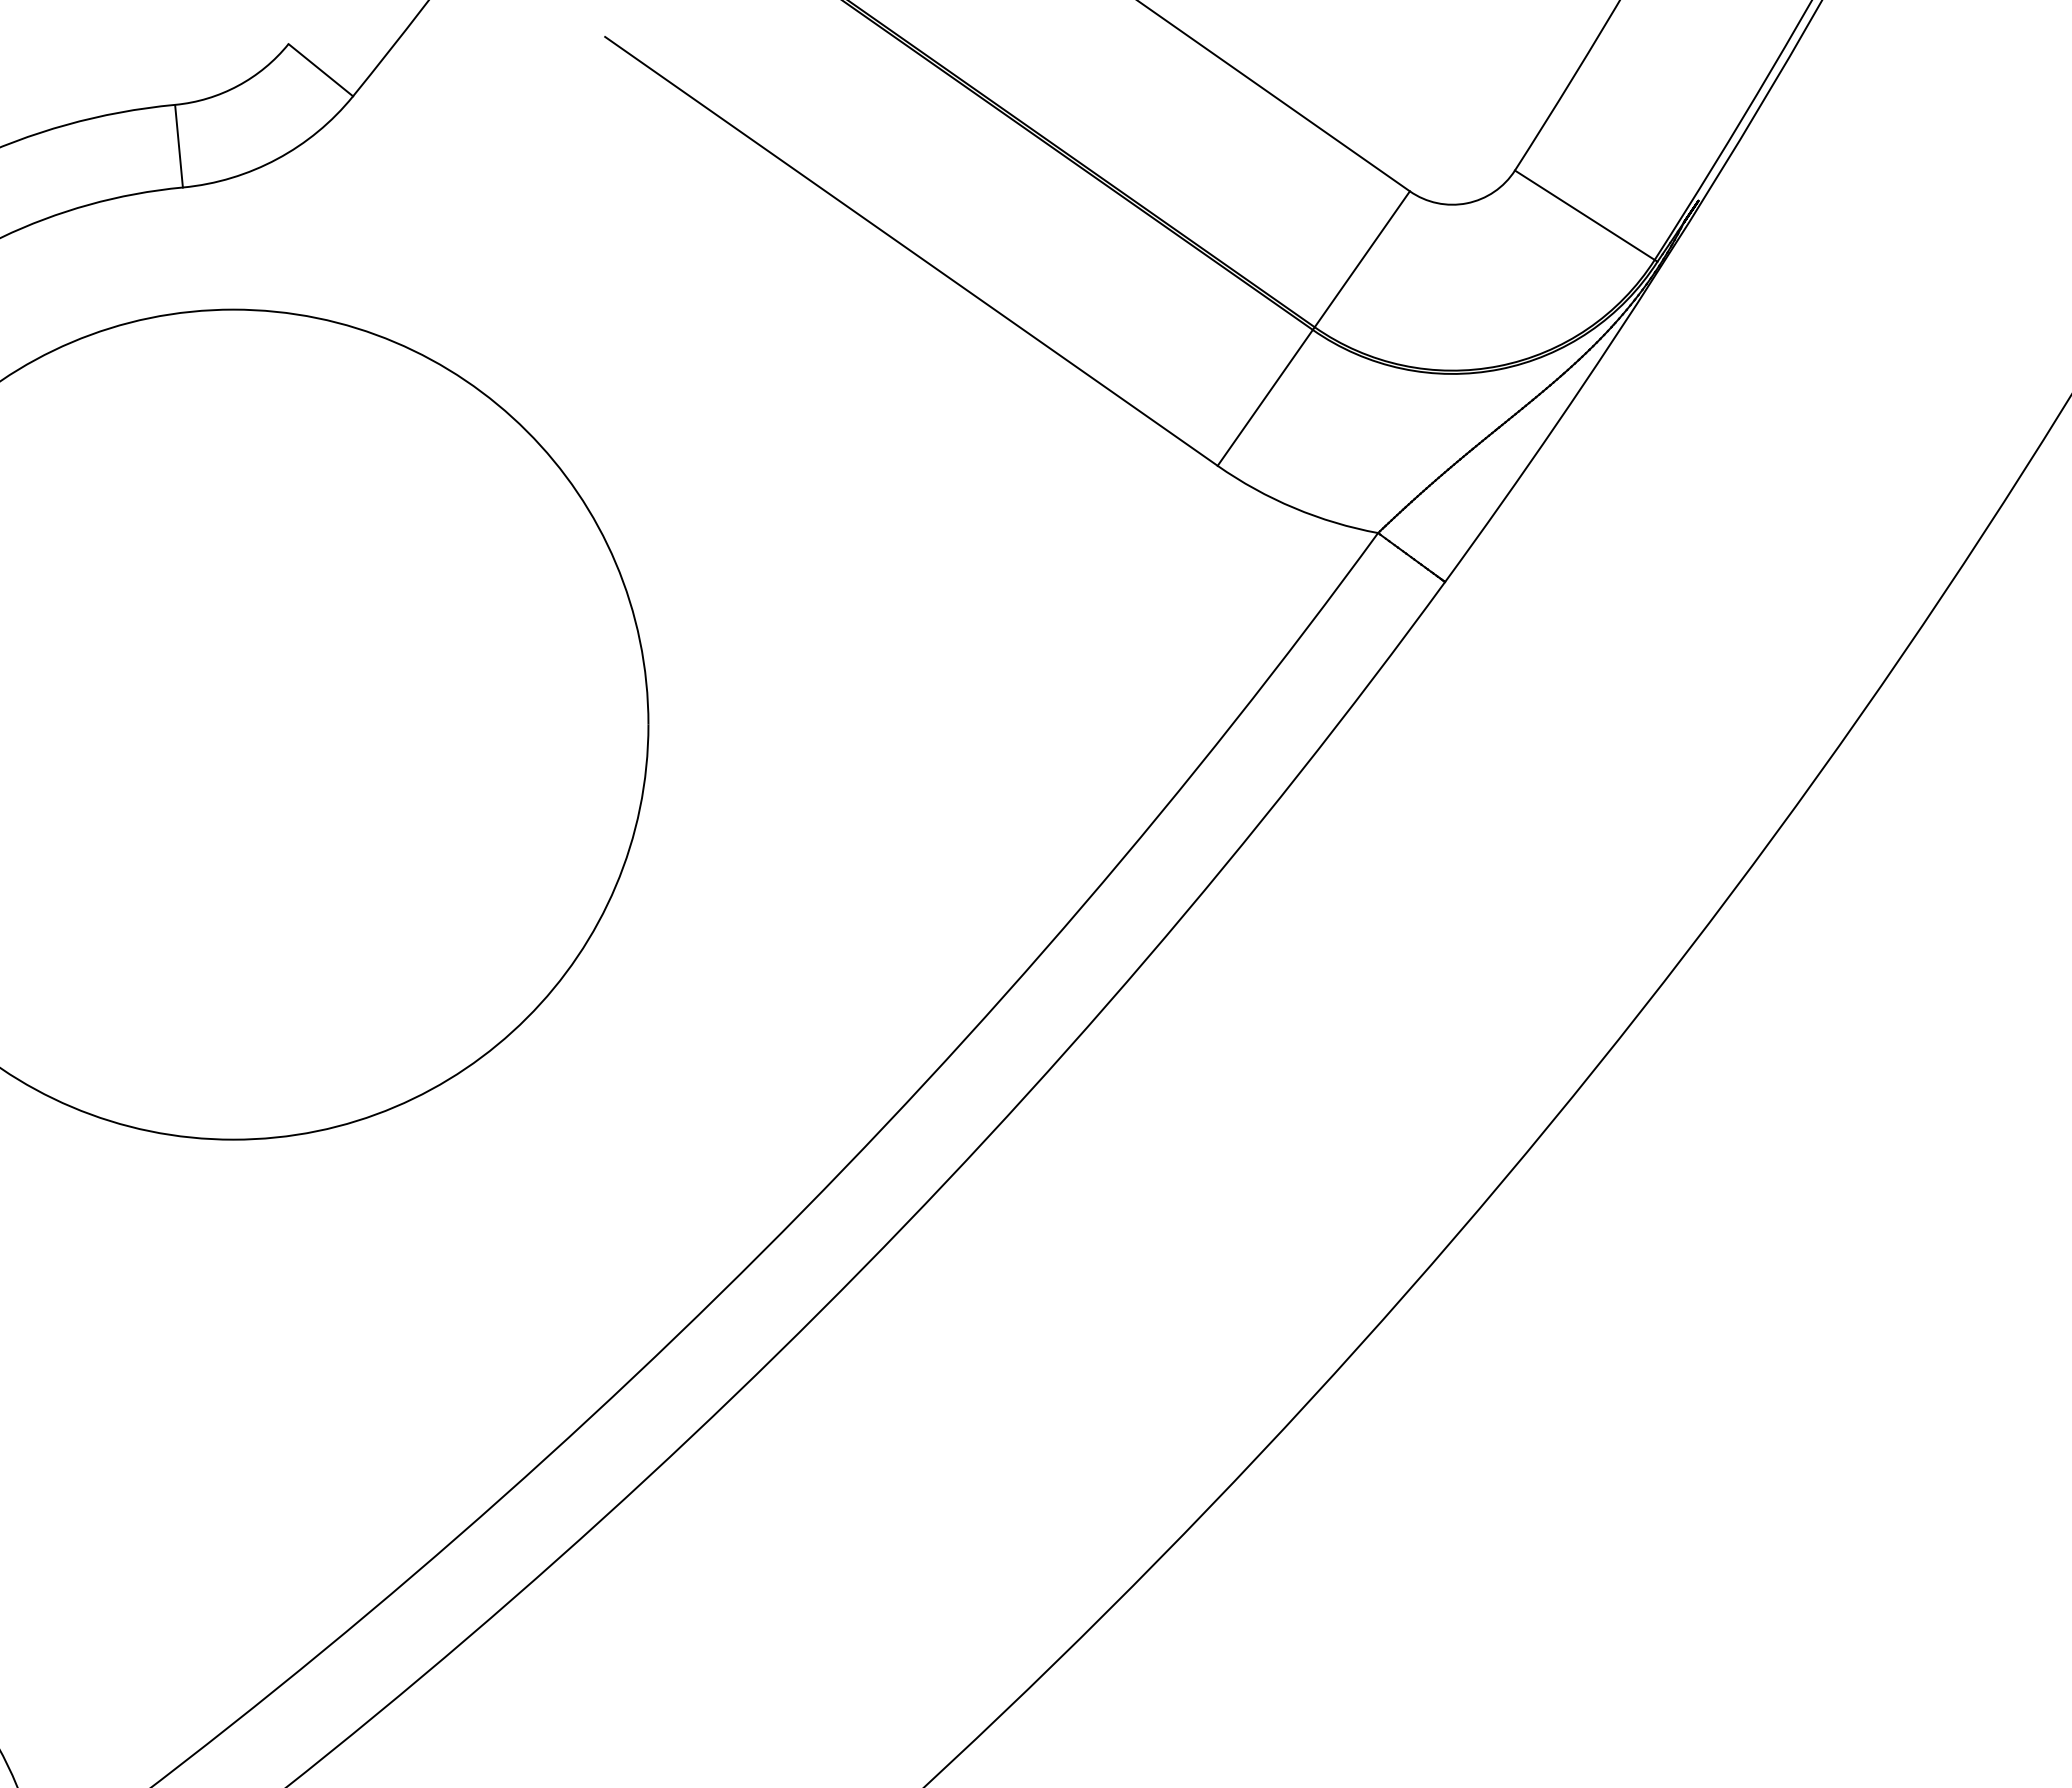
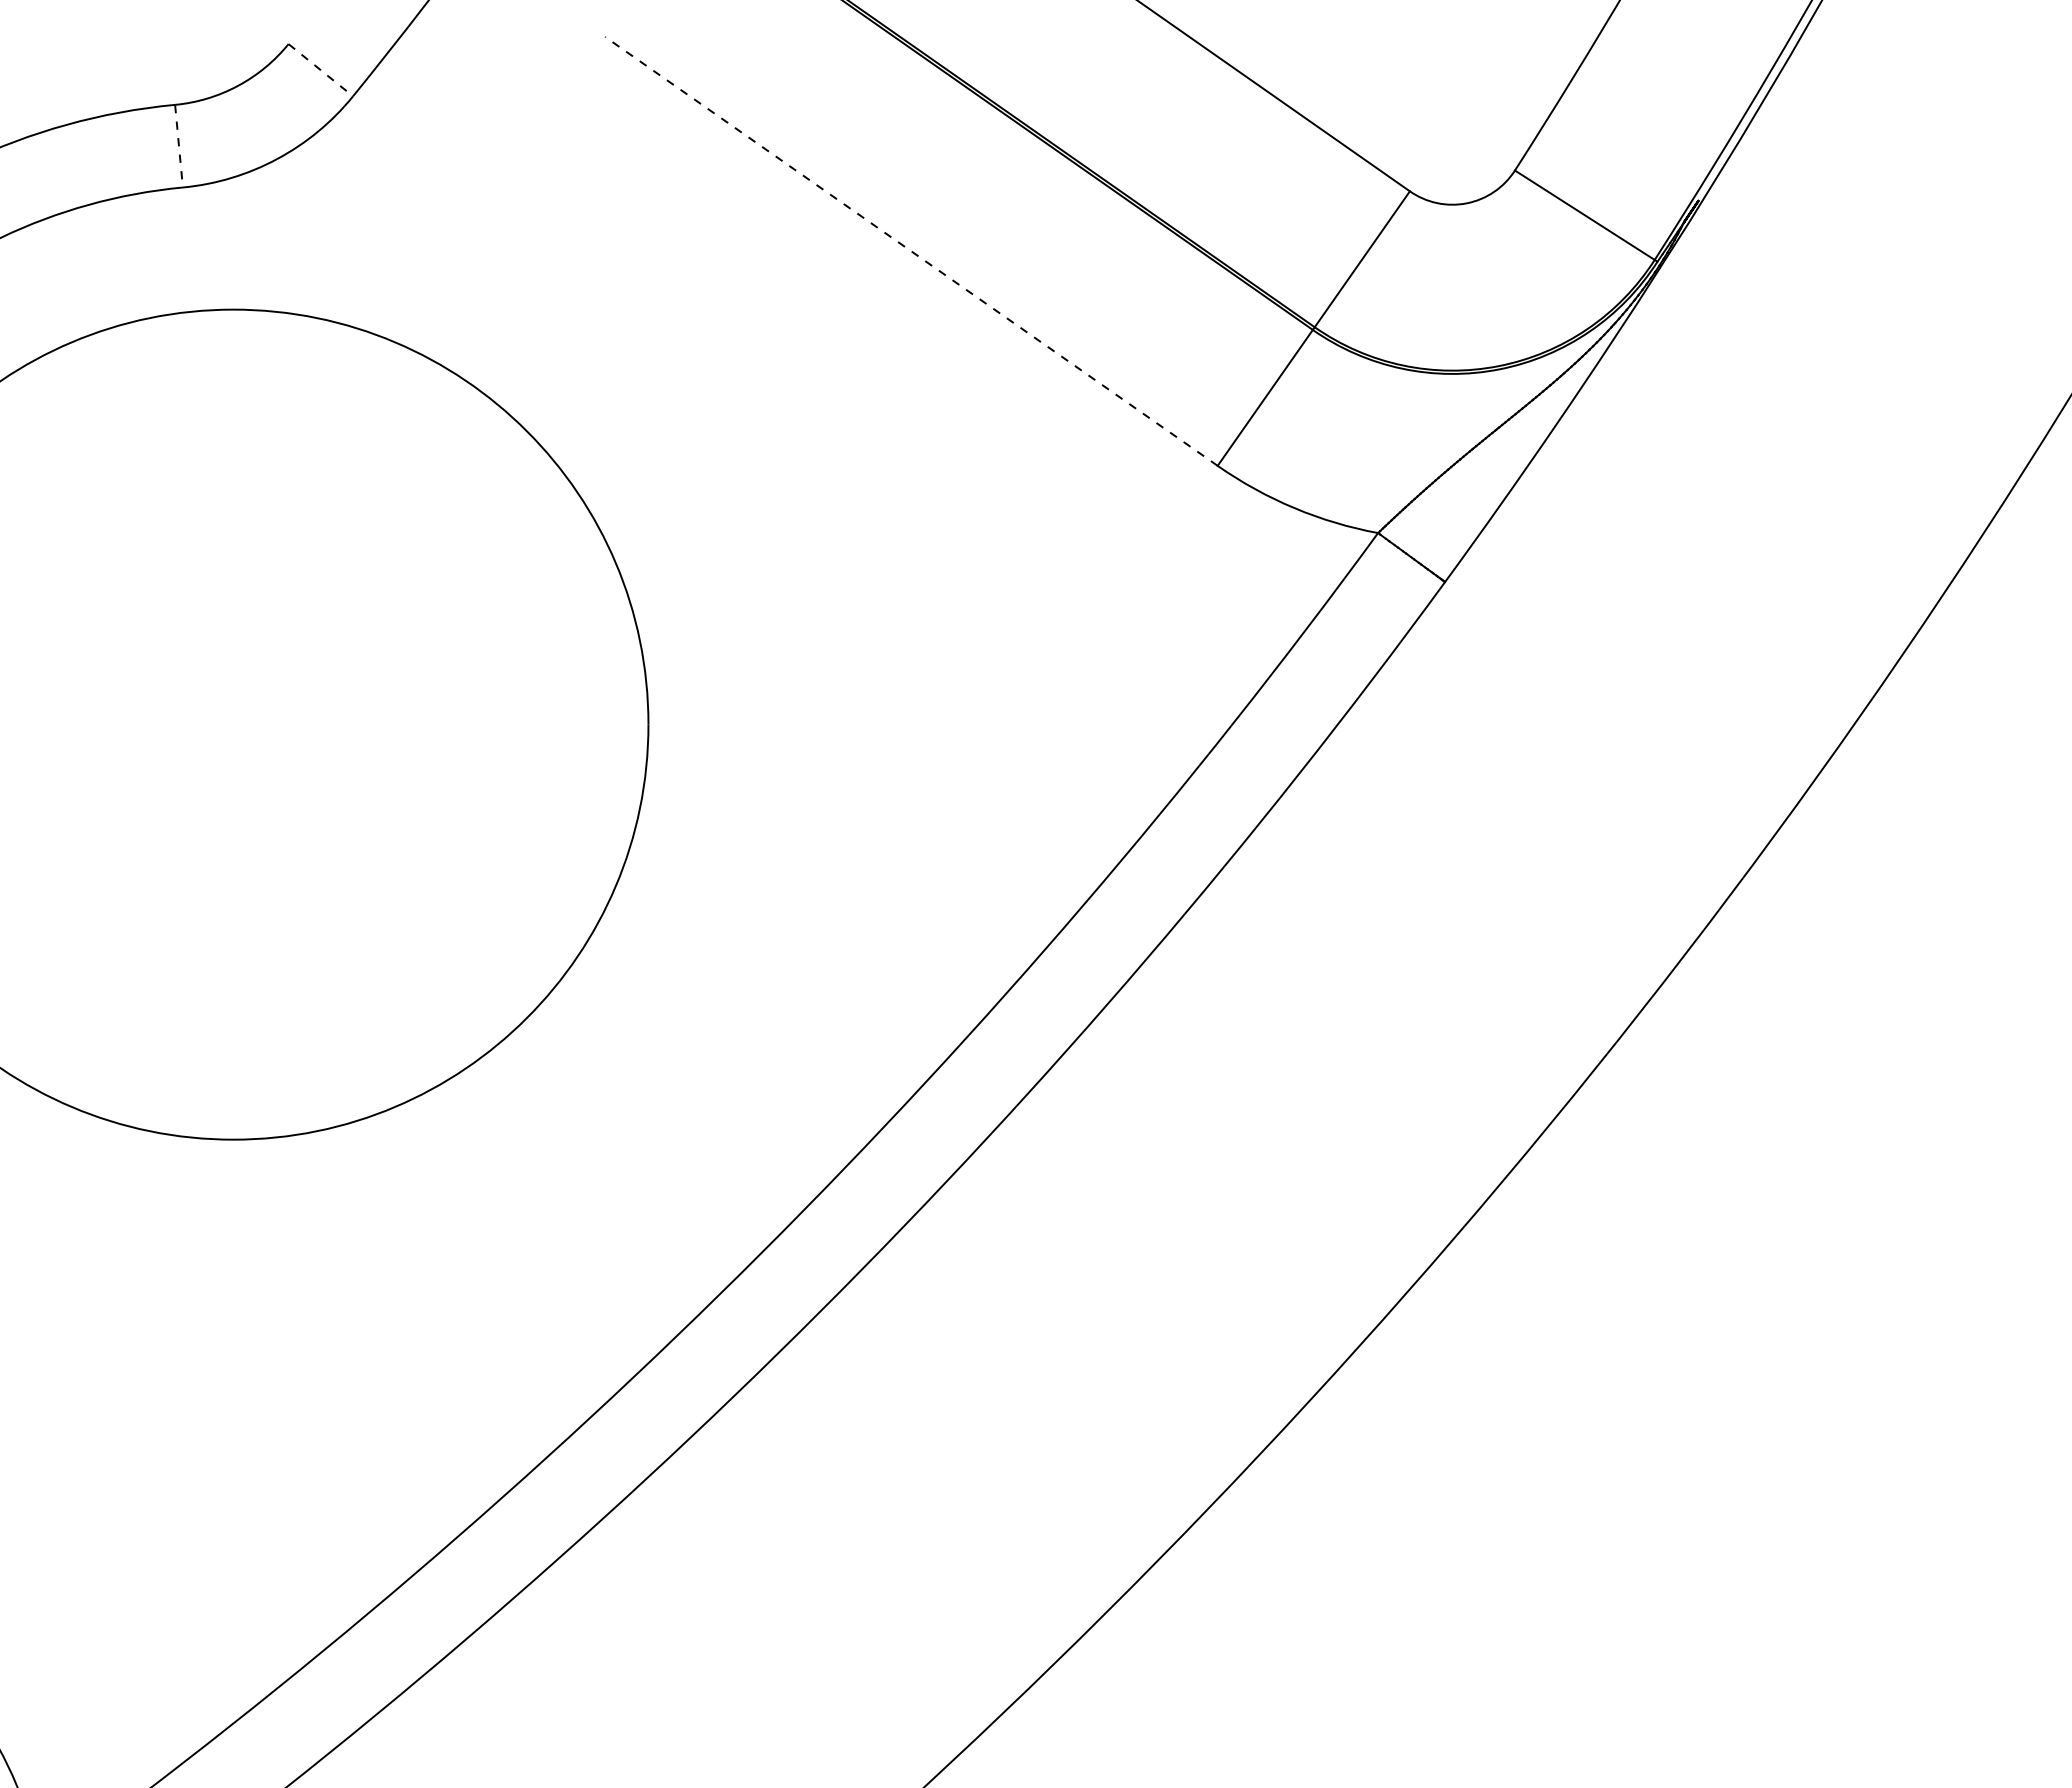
line: solid -> dashed (321, 70)
line: solid -> dashed (179, 146)
line: solid -> dashed (911, 251)
